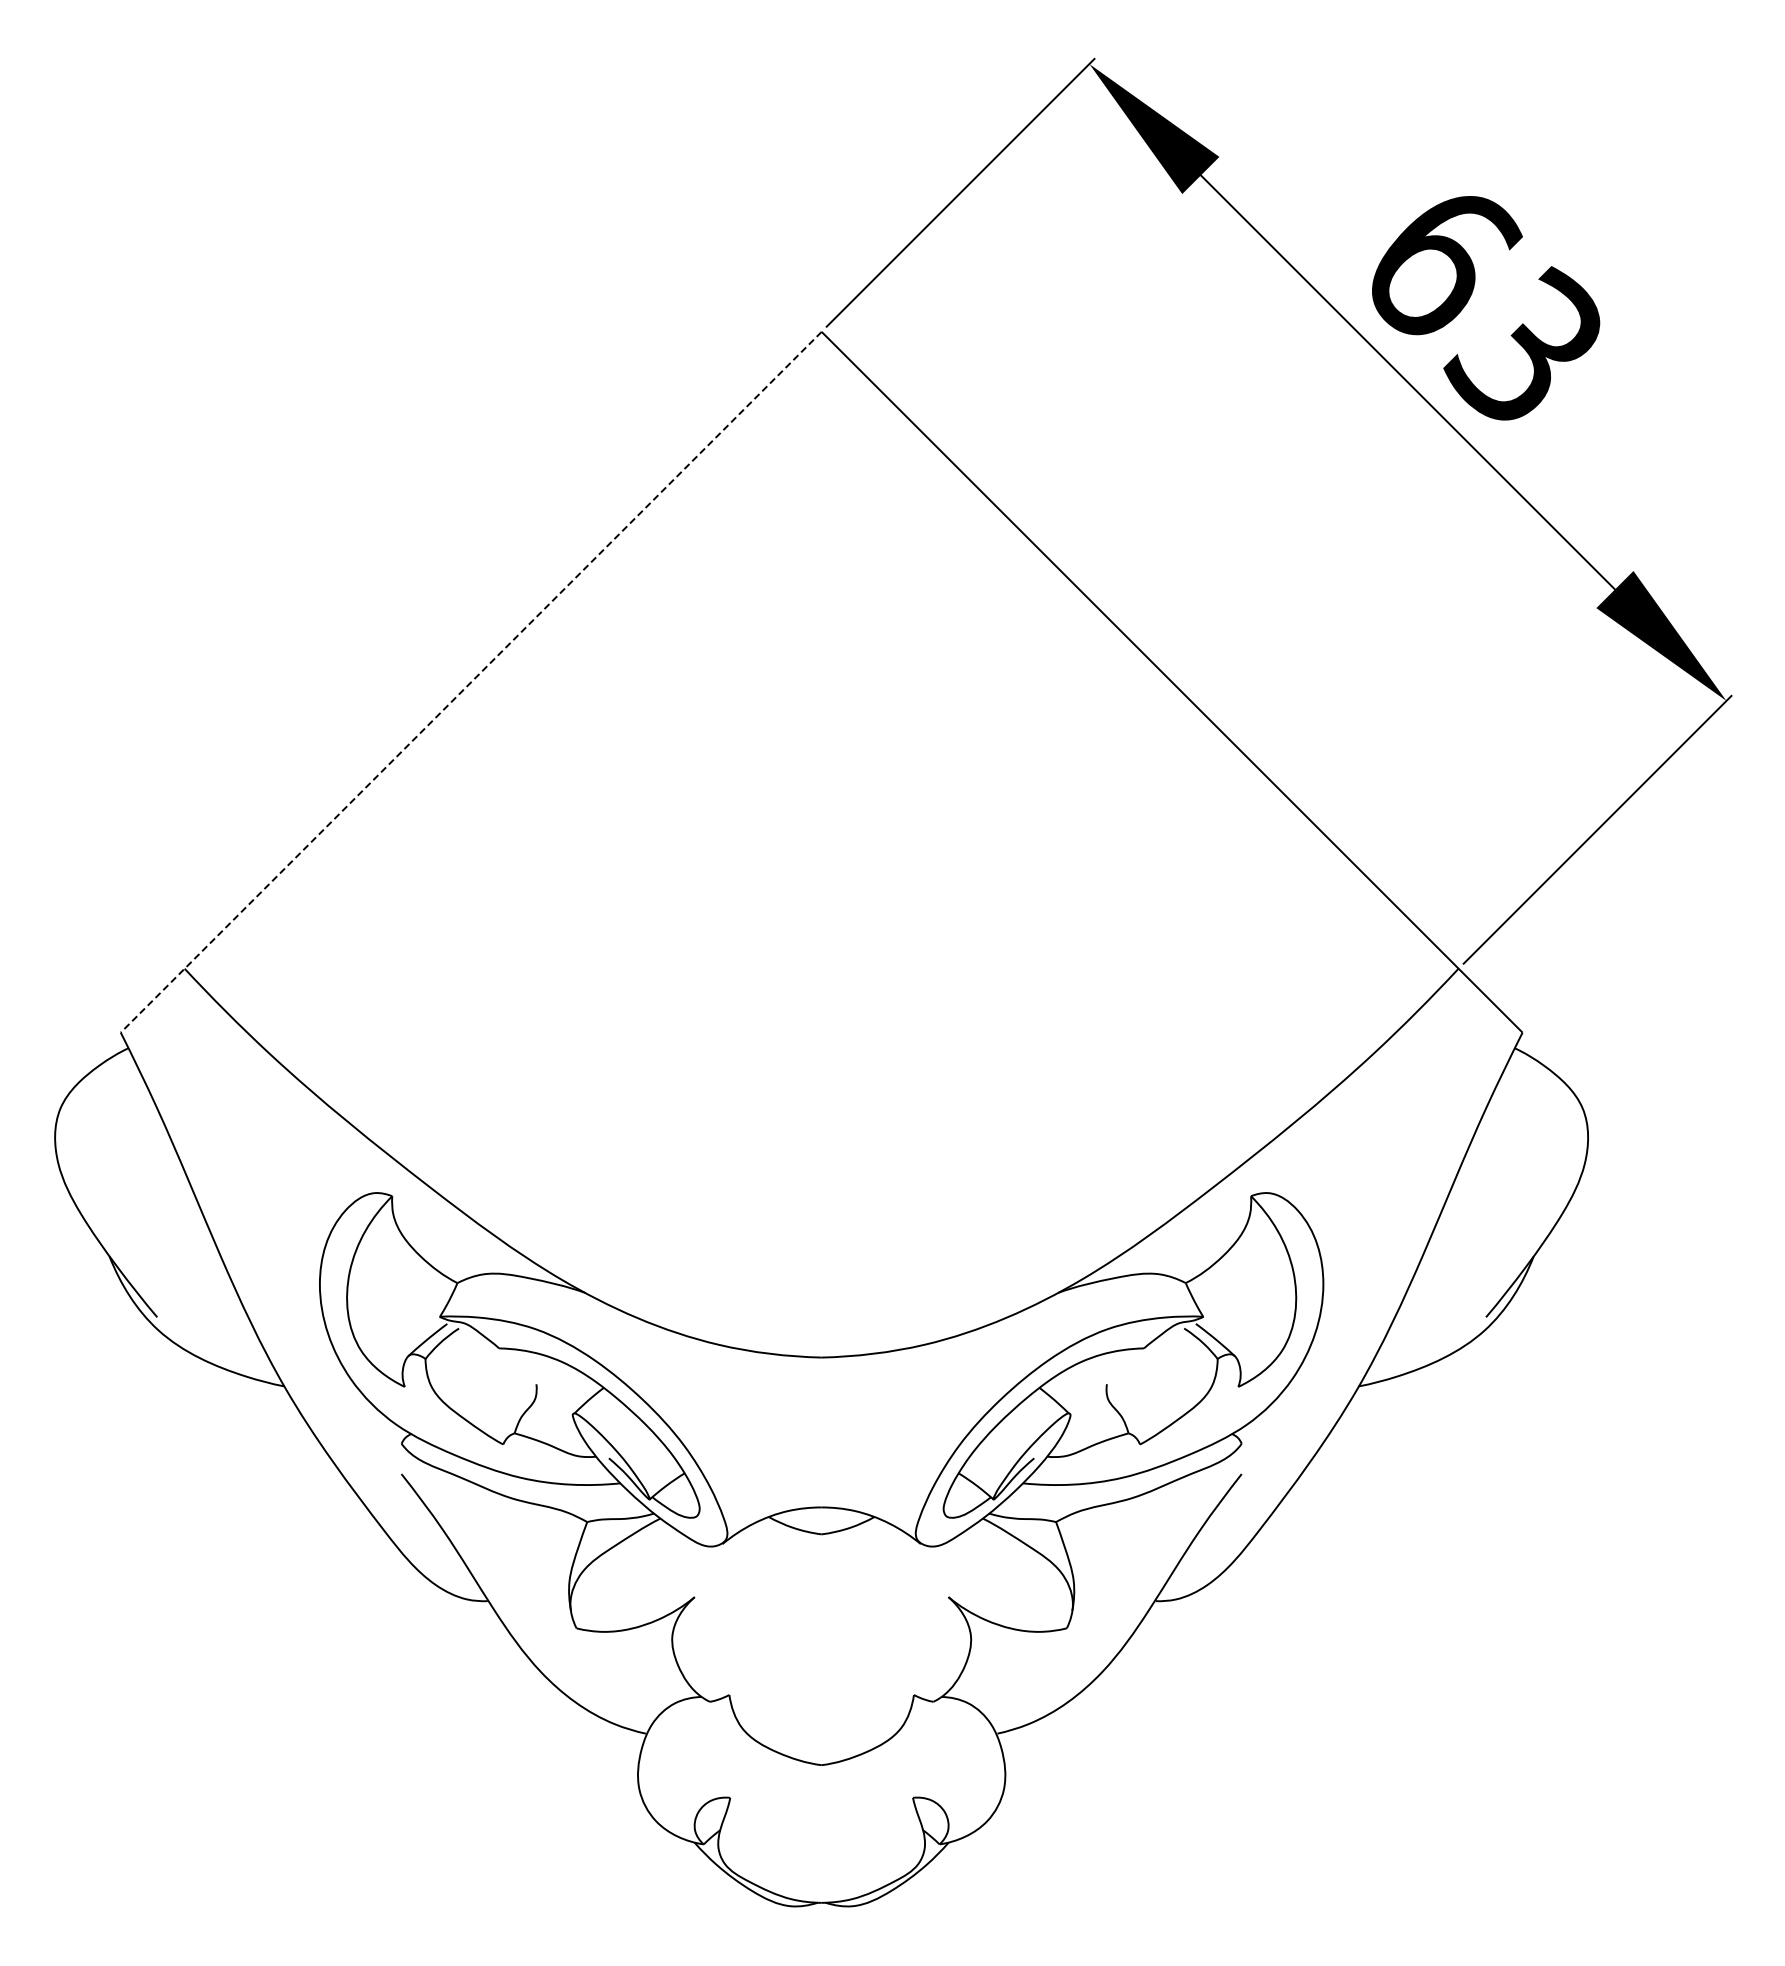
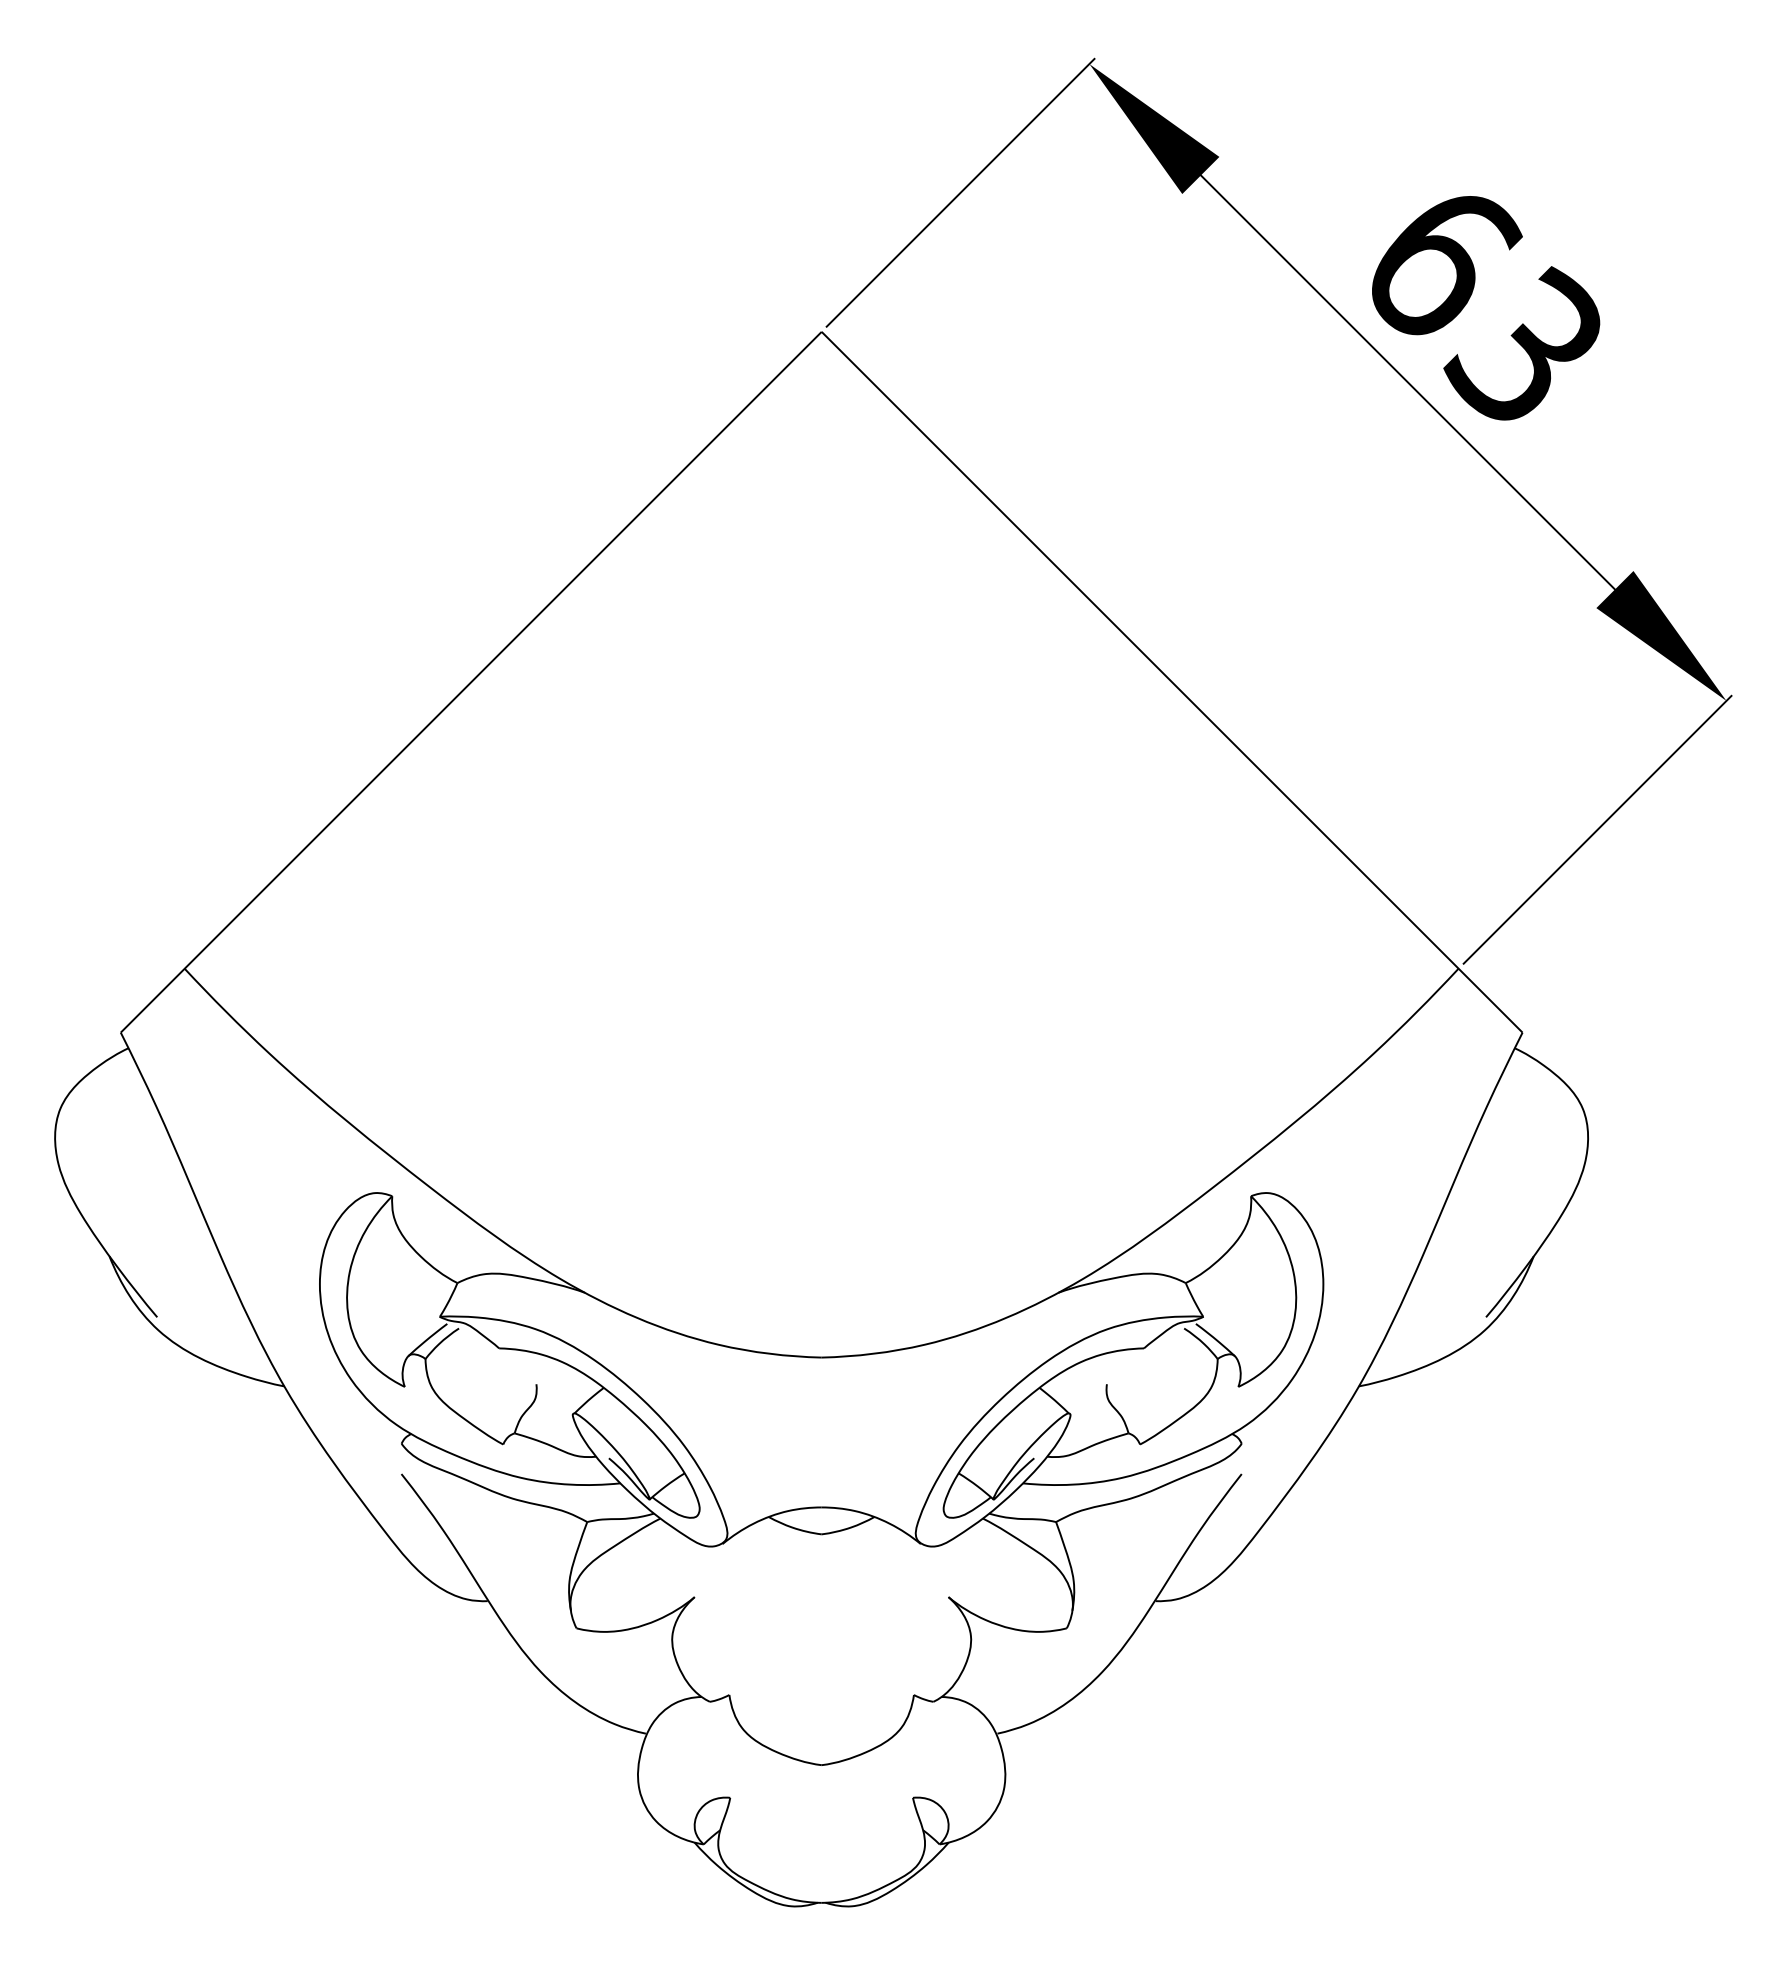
line: dashed -> solid (471, 682)
